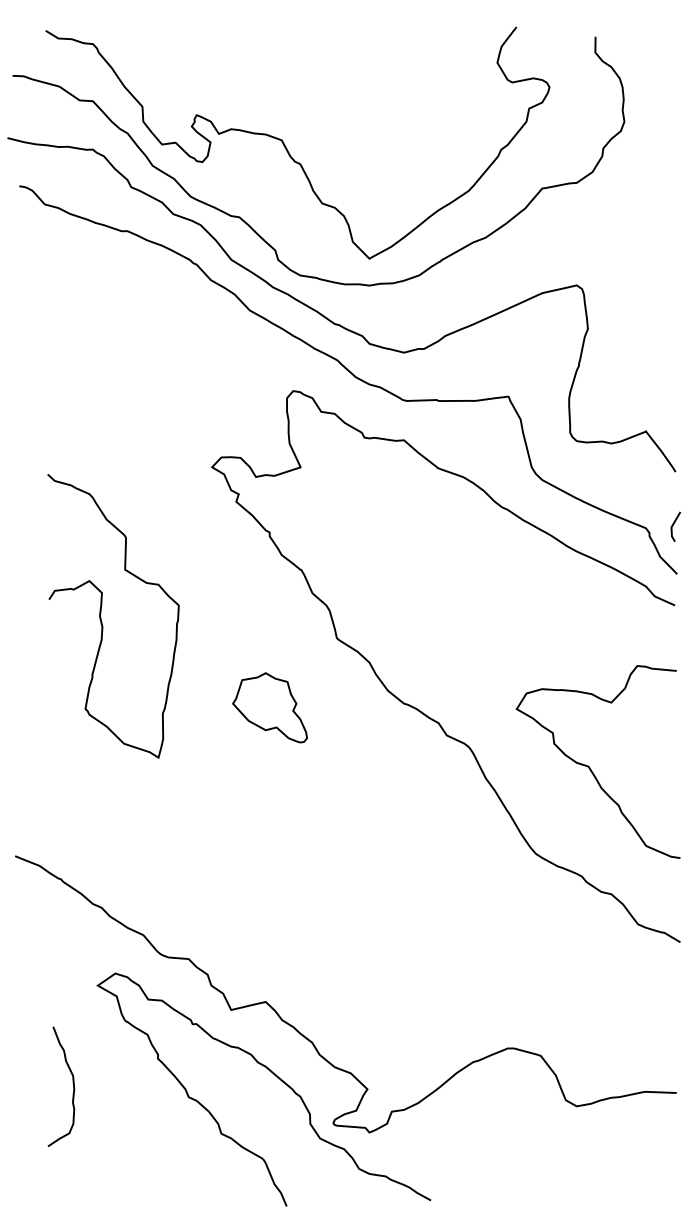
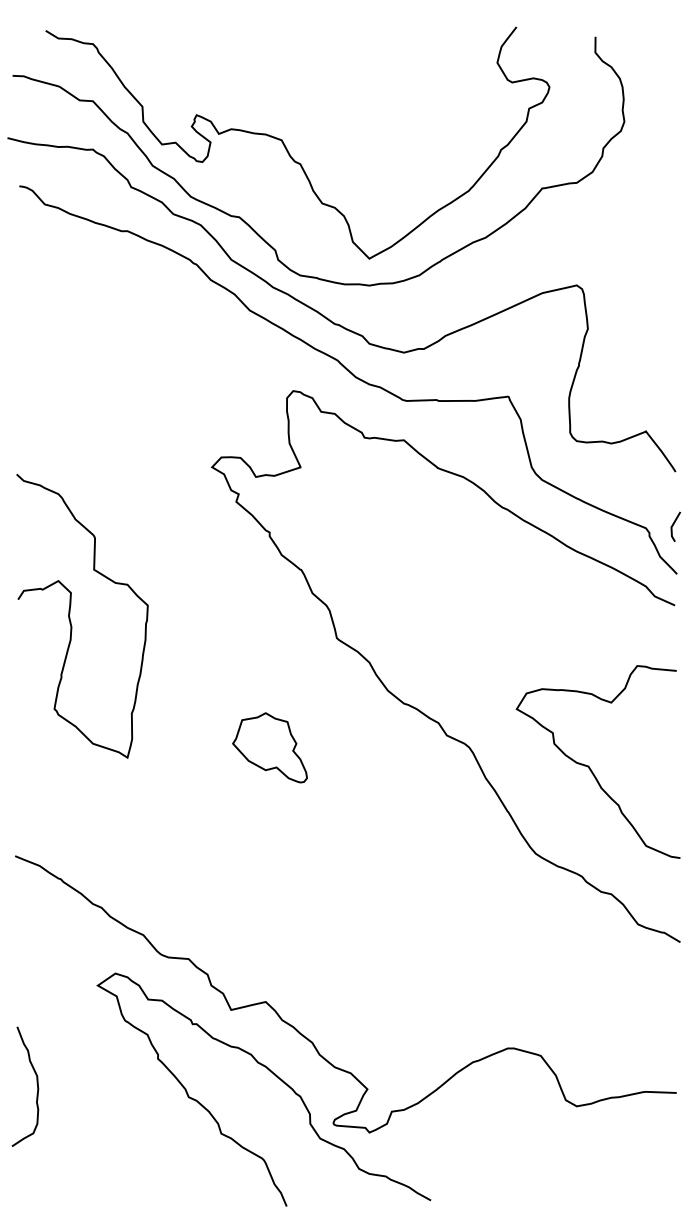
curve position: (101, 617) -> (70, 617) (70, 617)
part position: (269, 707) -> (269, 747) (269, 747)
curve position: (72, 1083) -> (36, 1083) (36, 1083)
